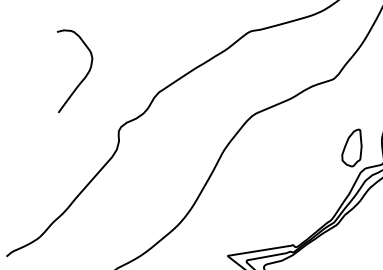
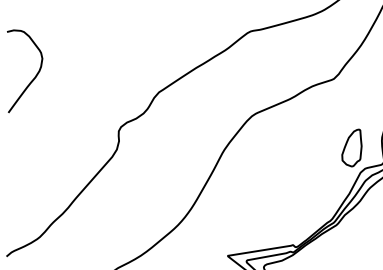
curve position: (84, 76) -> (34, 76) (34, 76)
